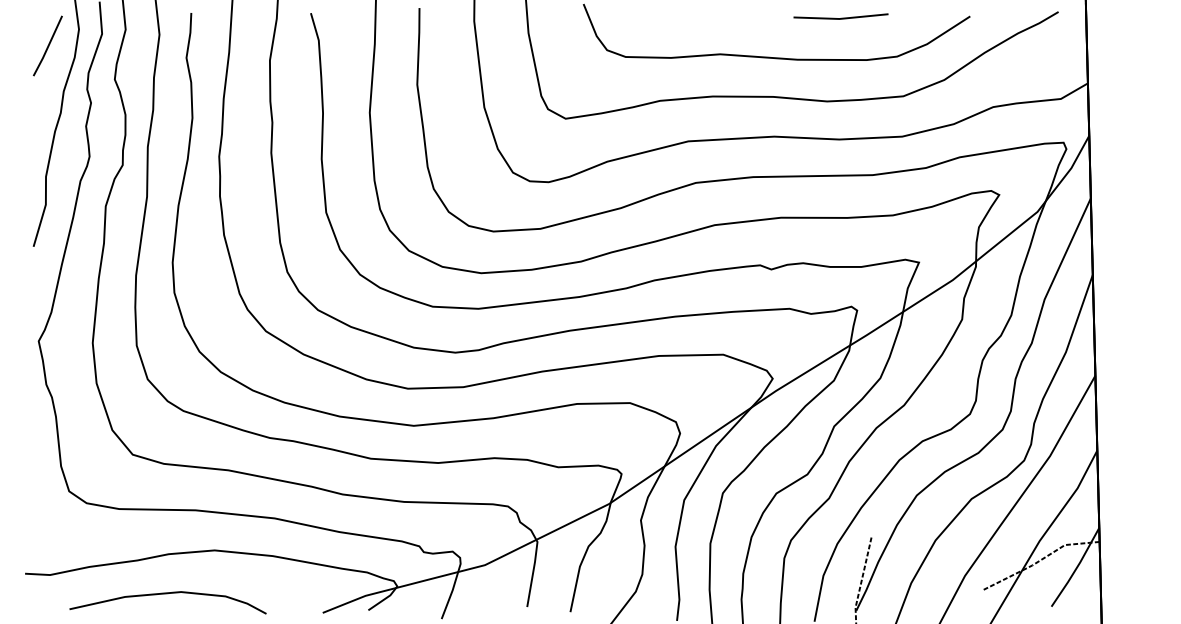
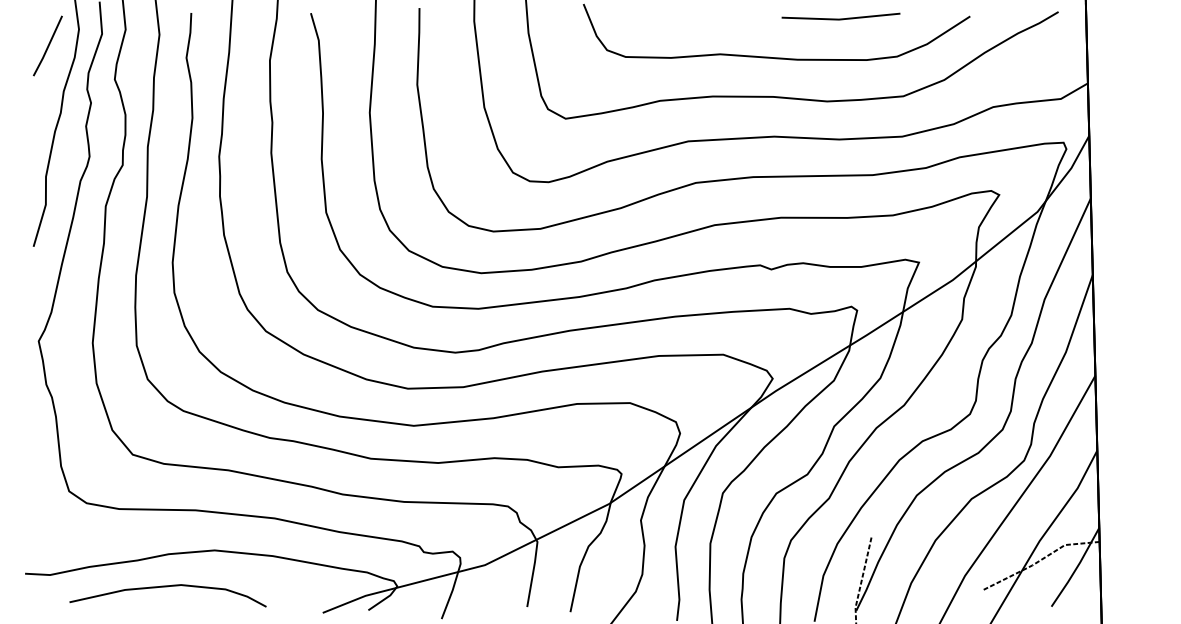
part size: 96x7 px -> 120x9 px (840, 16)
part position: (167, 594) -> (167, 587) (167, 587)
